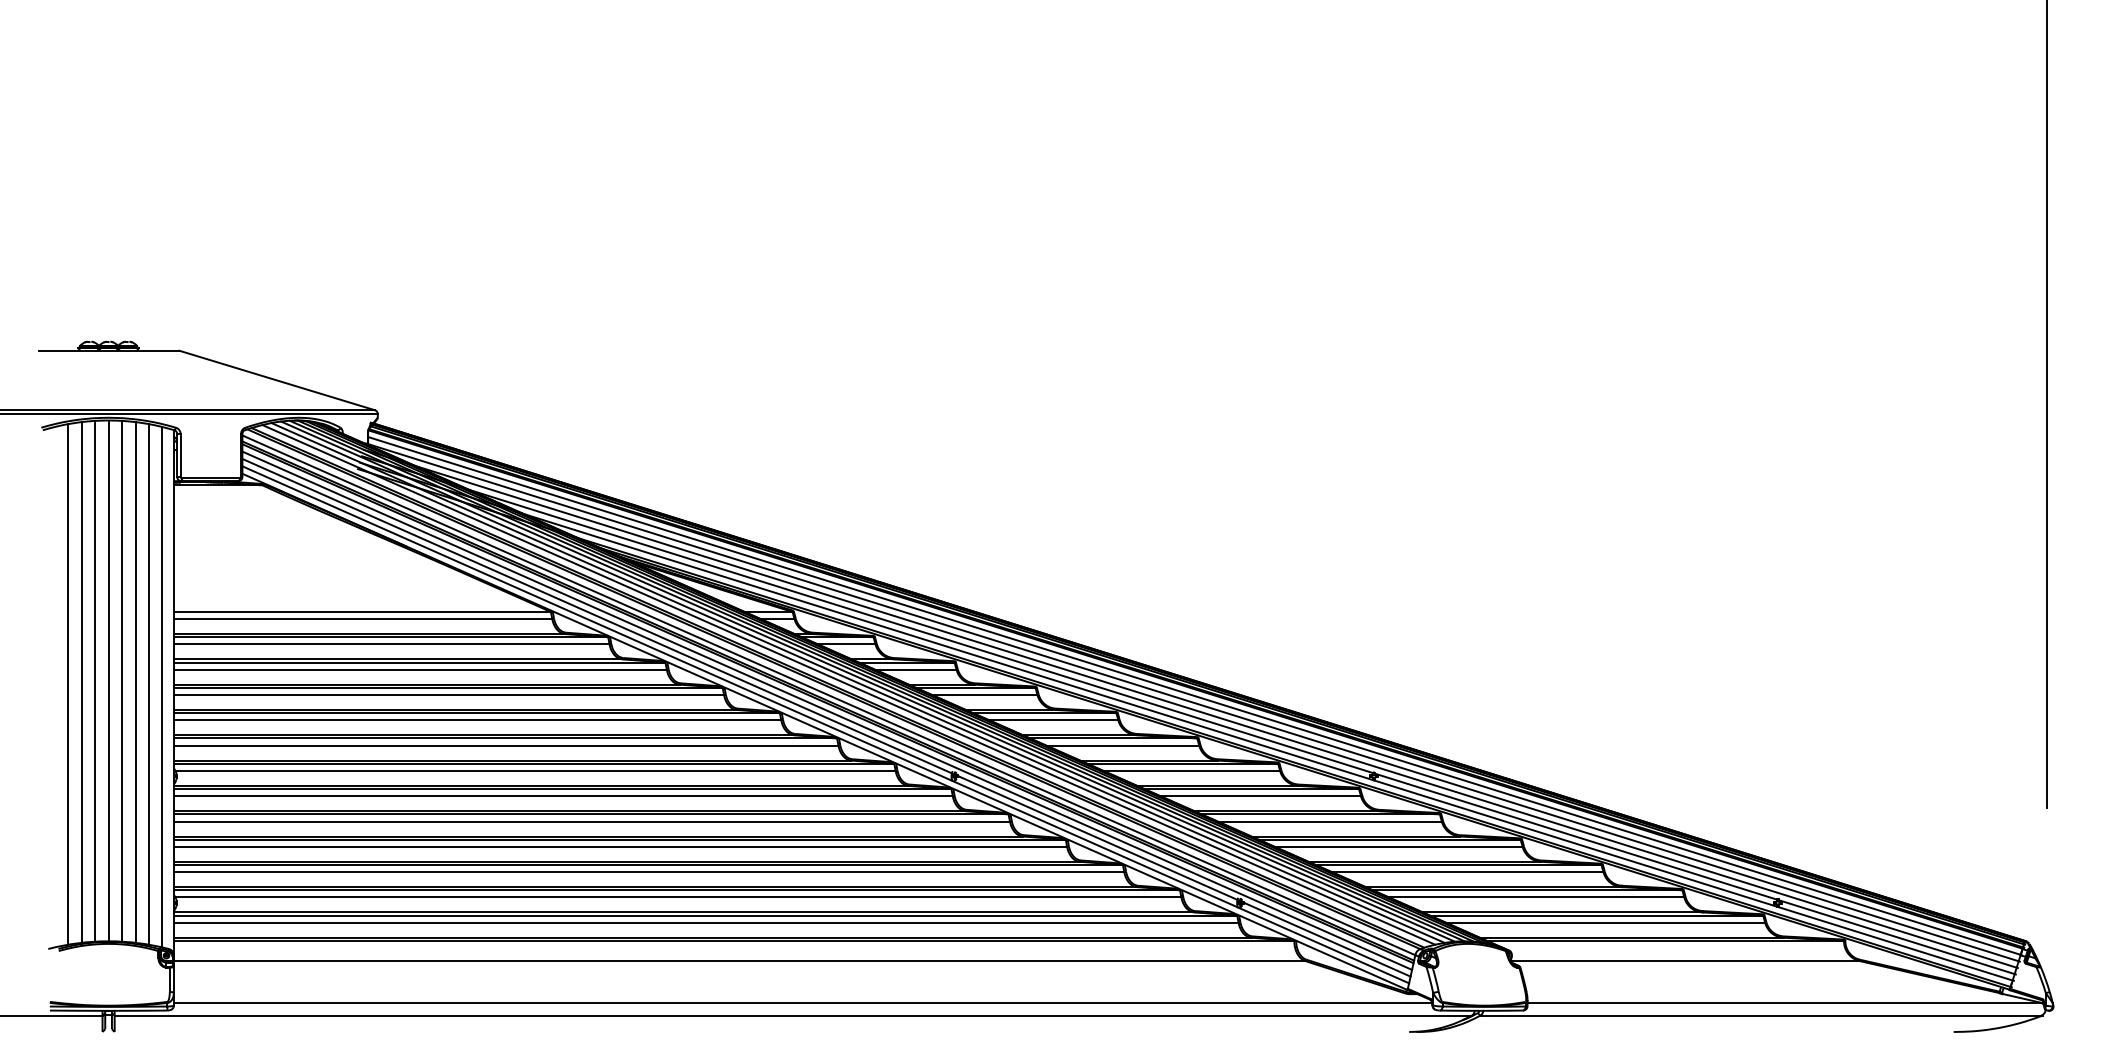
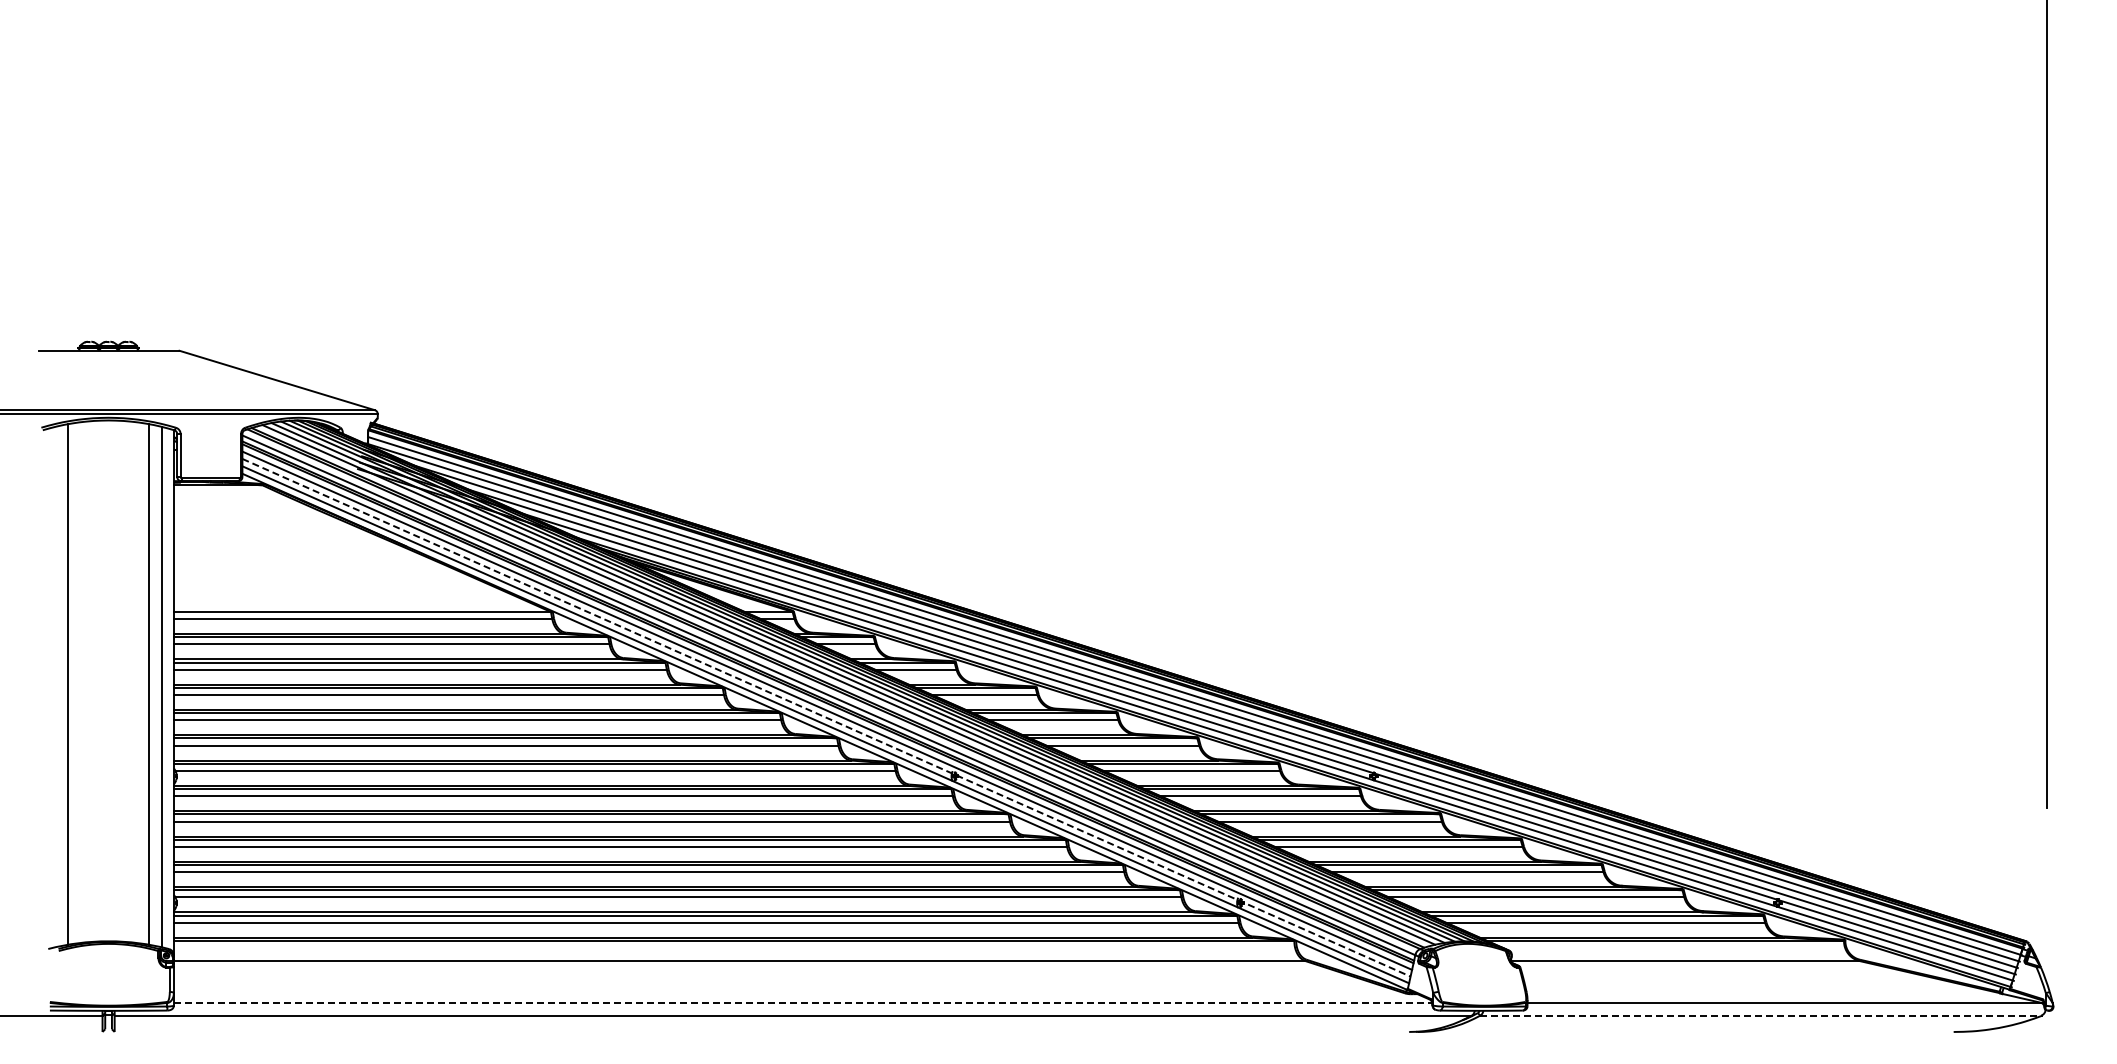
line: present -> none (95, 680)
line: present -> none (108, 680)
line: present -> none (122, 680)
line: present -> none (81, 682)
line: present -> none (135, 682)
line: solid -> dashed (826, 717)
line: solid -> dashed (802, 1002)
line: solid -> dashed (1761, 1015)
